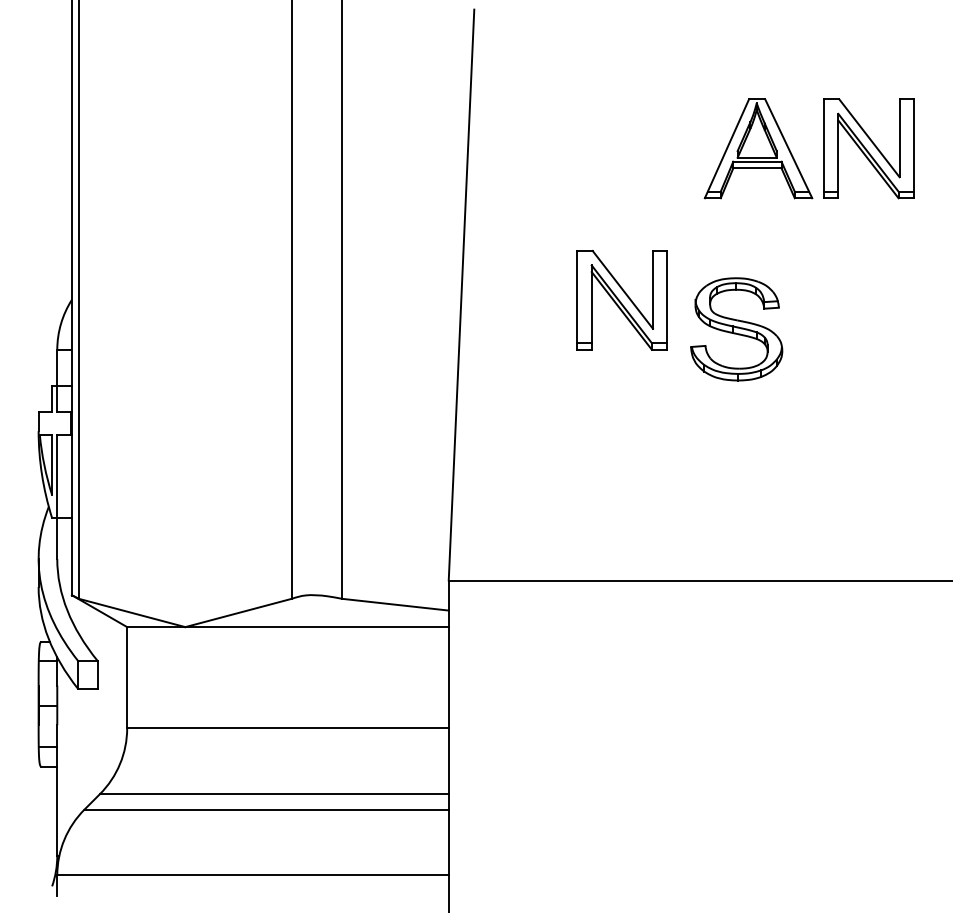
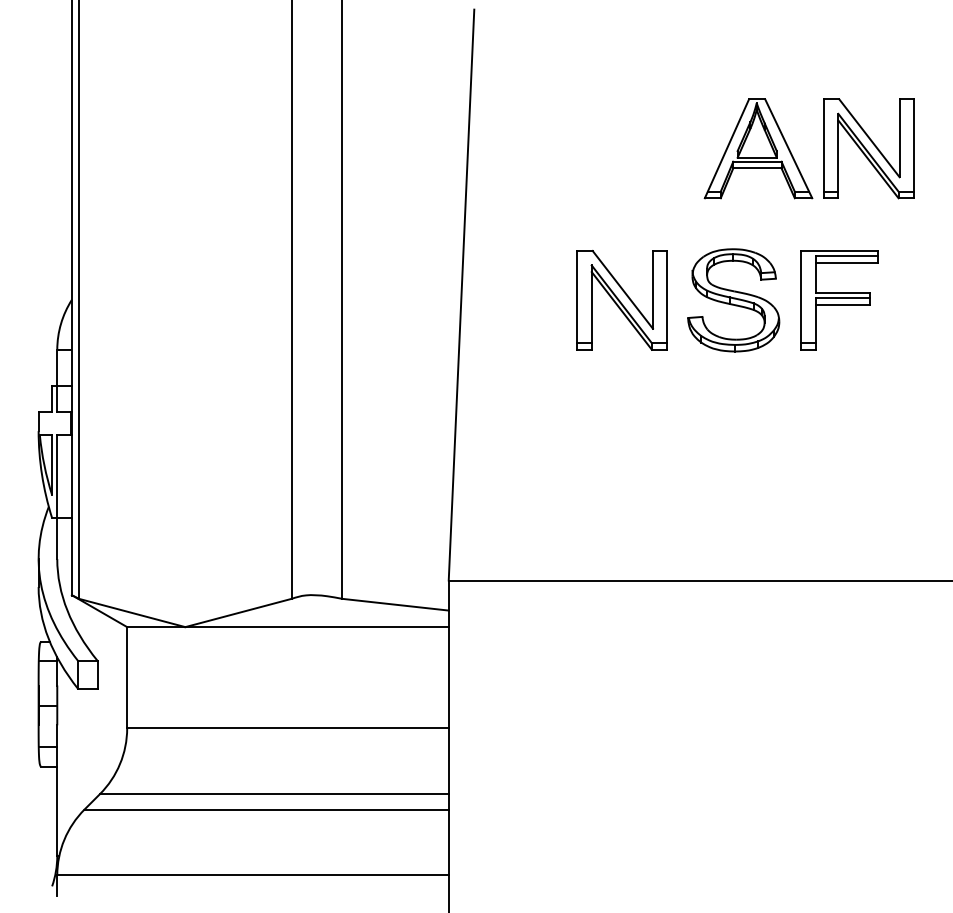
part: none -> present (839, 300)
part position: (736, 329) -> (733, 300) (733, 300)
